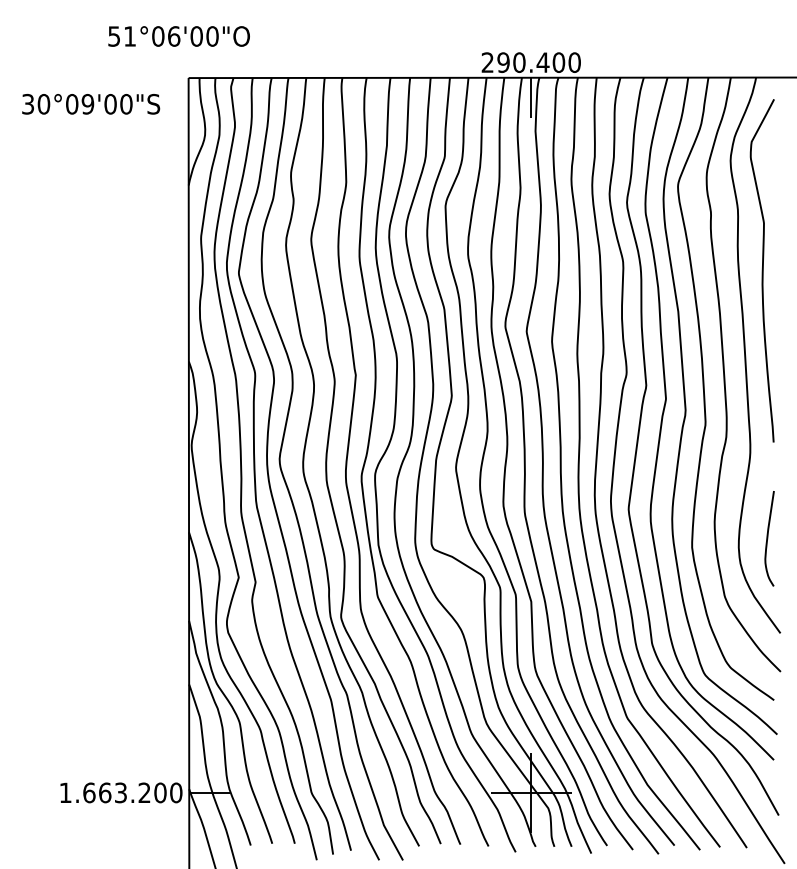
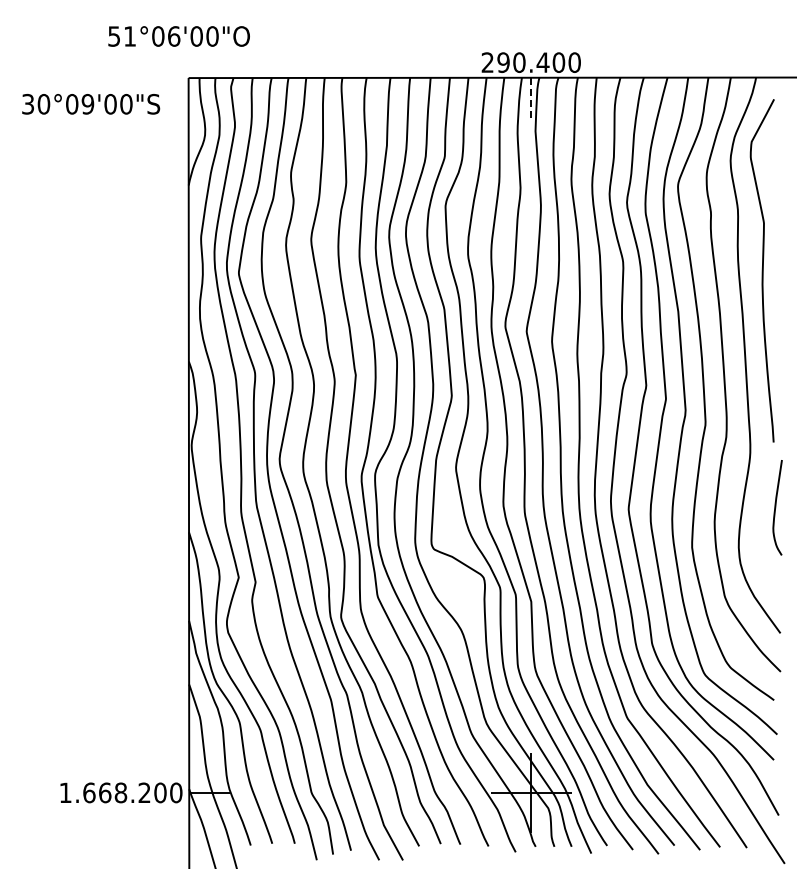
line: solid -> dashed (531, 98)
curve position: (768, 538) -> (776, 507) (776, 507)
text: 1.663.200 -> 1.668.200 (120, 792)
